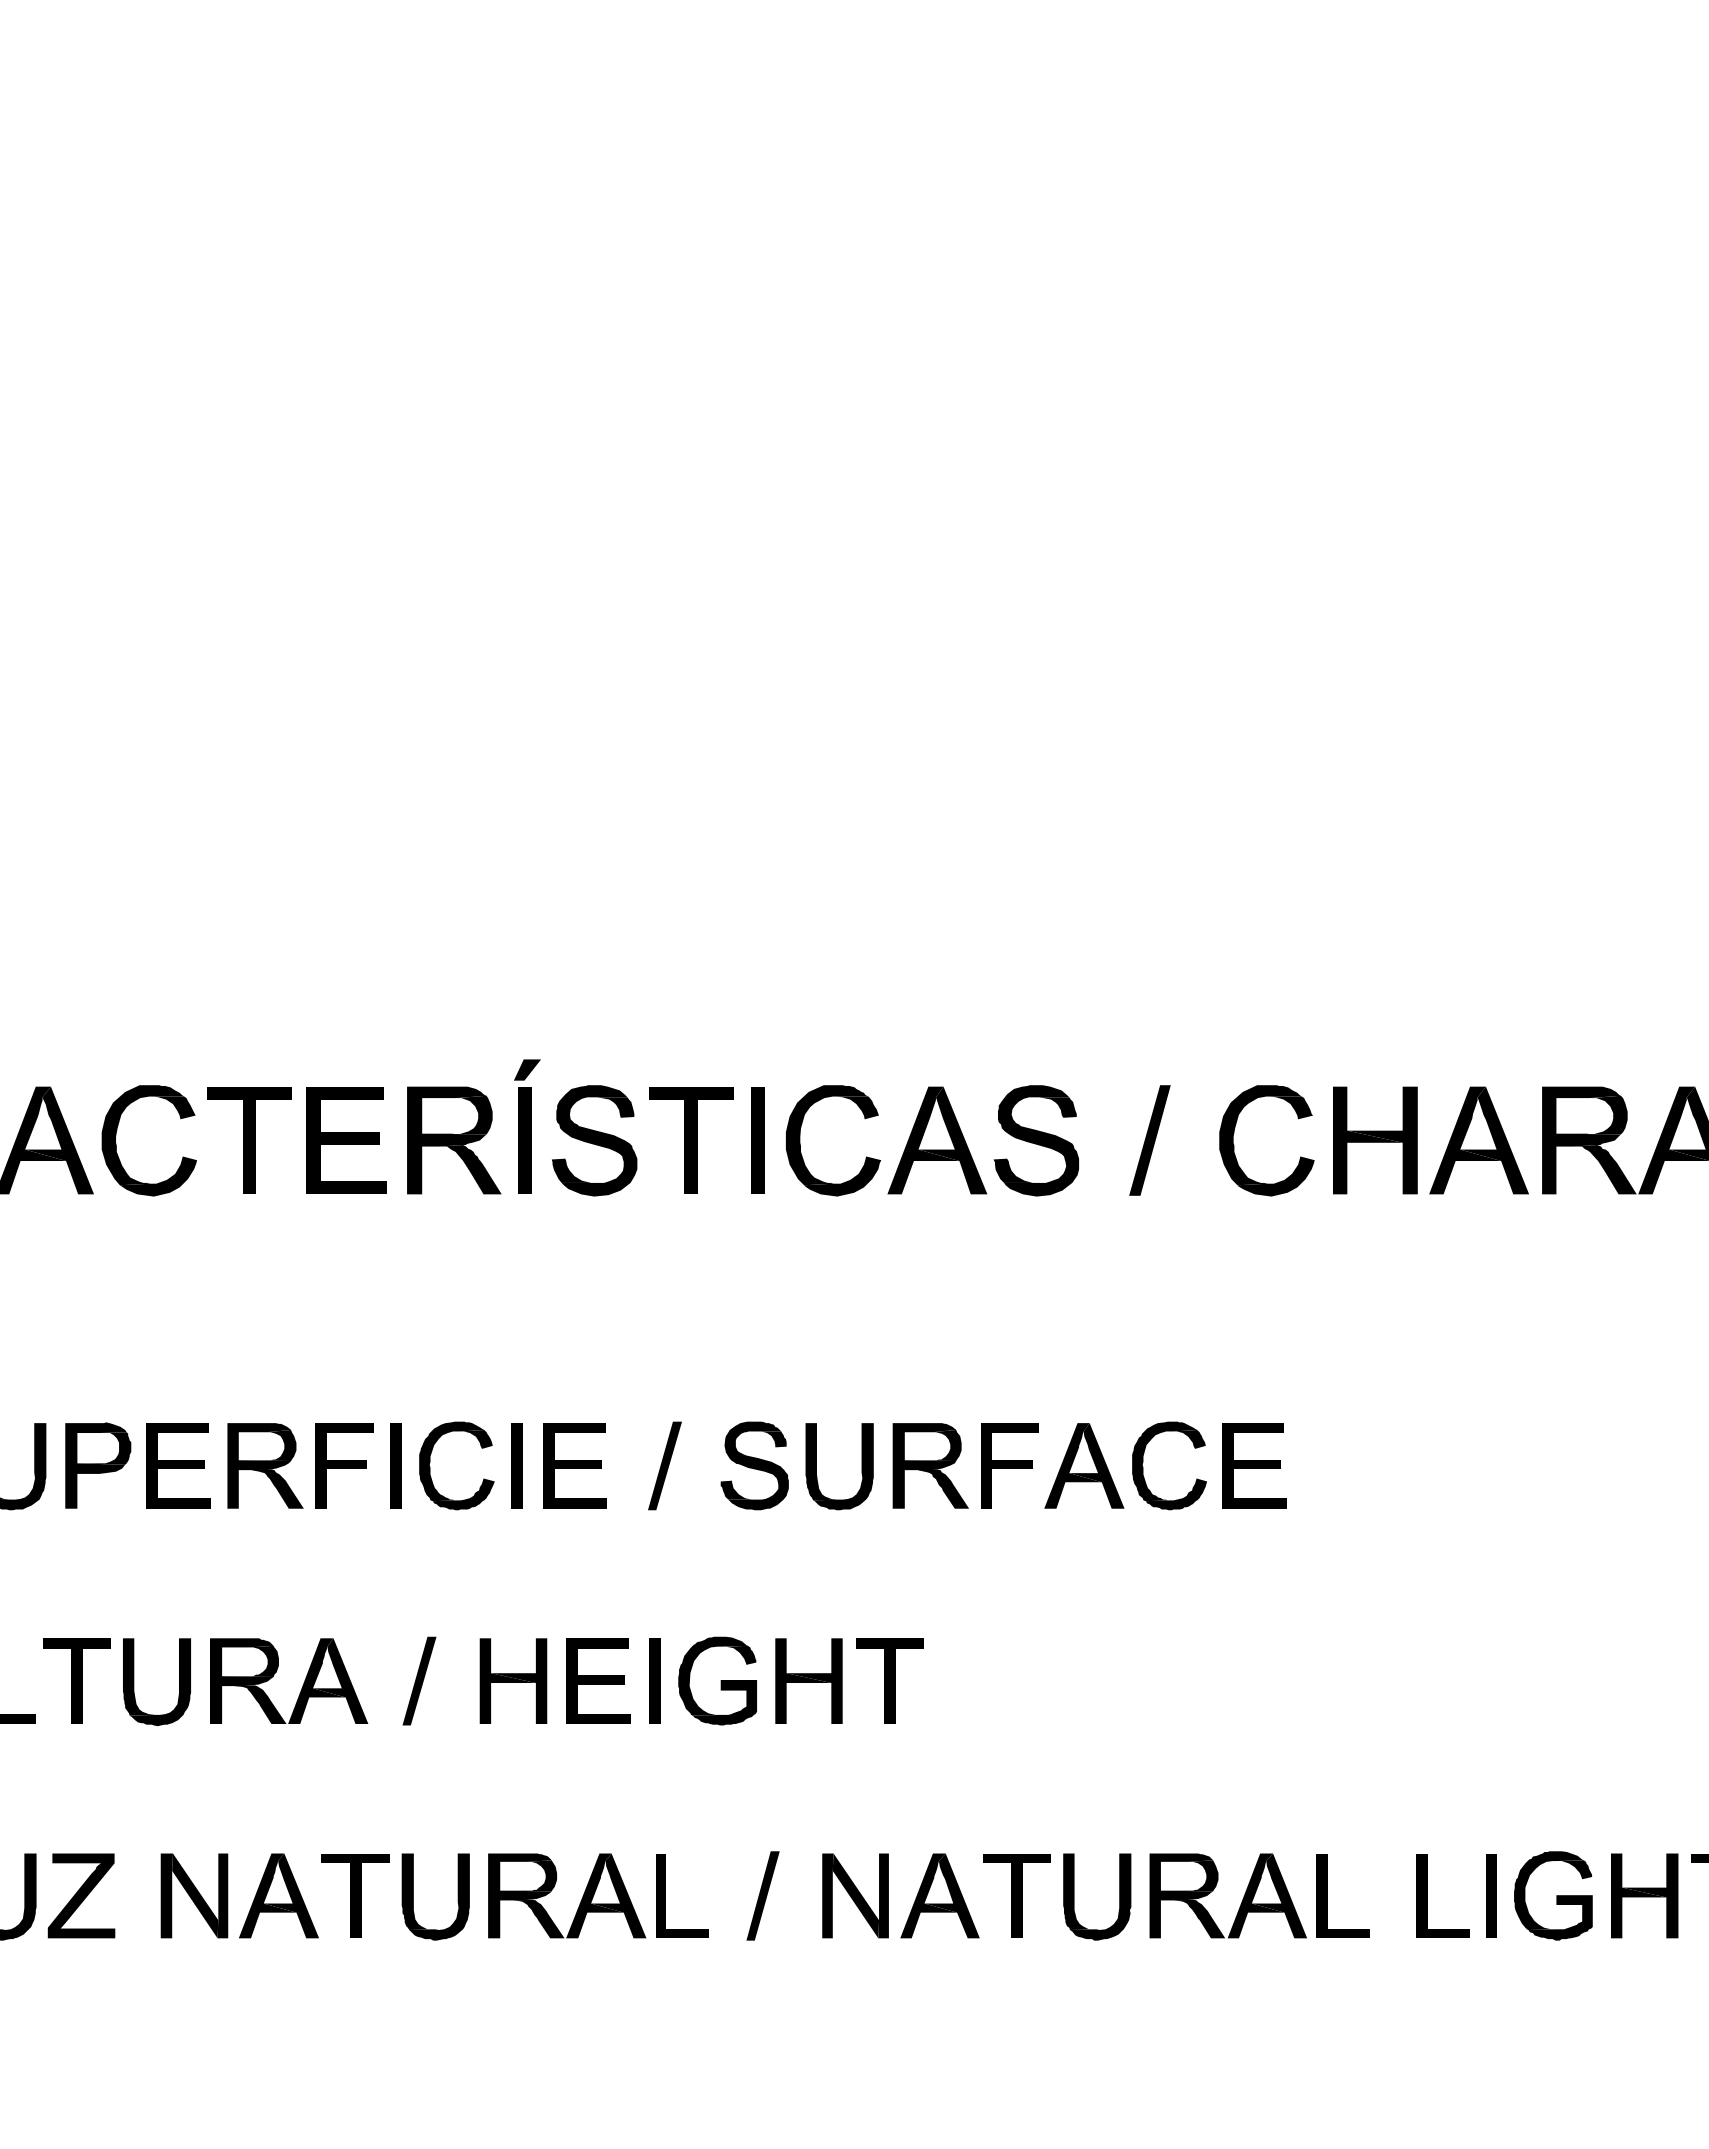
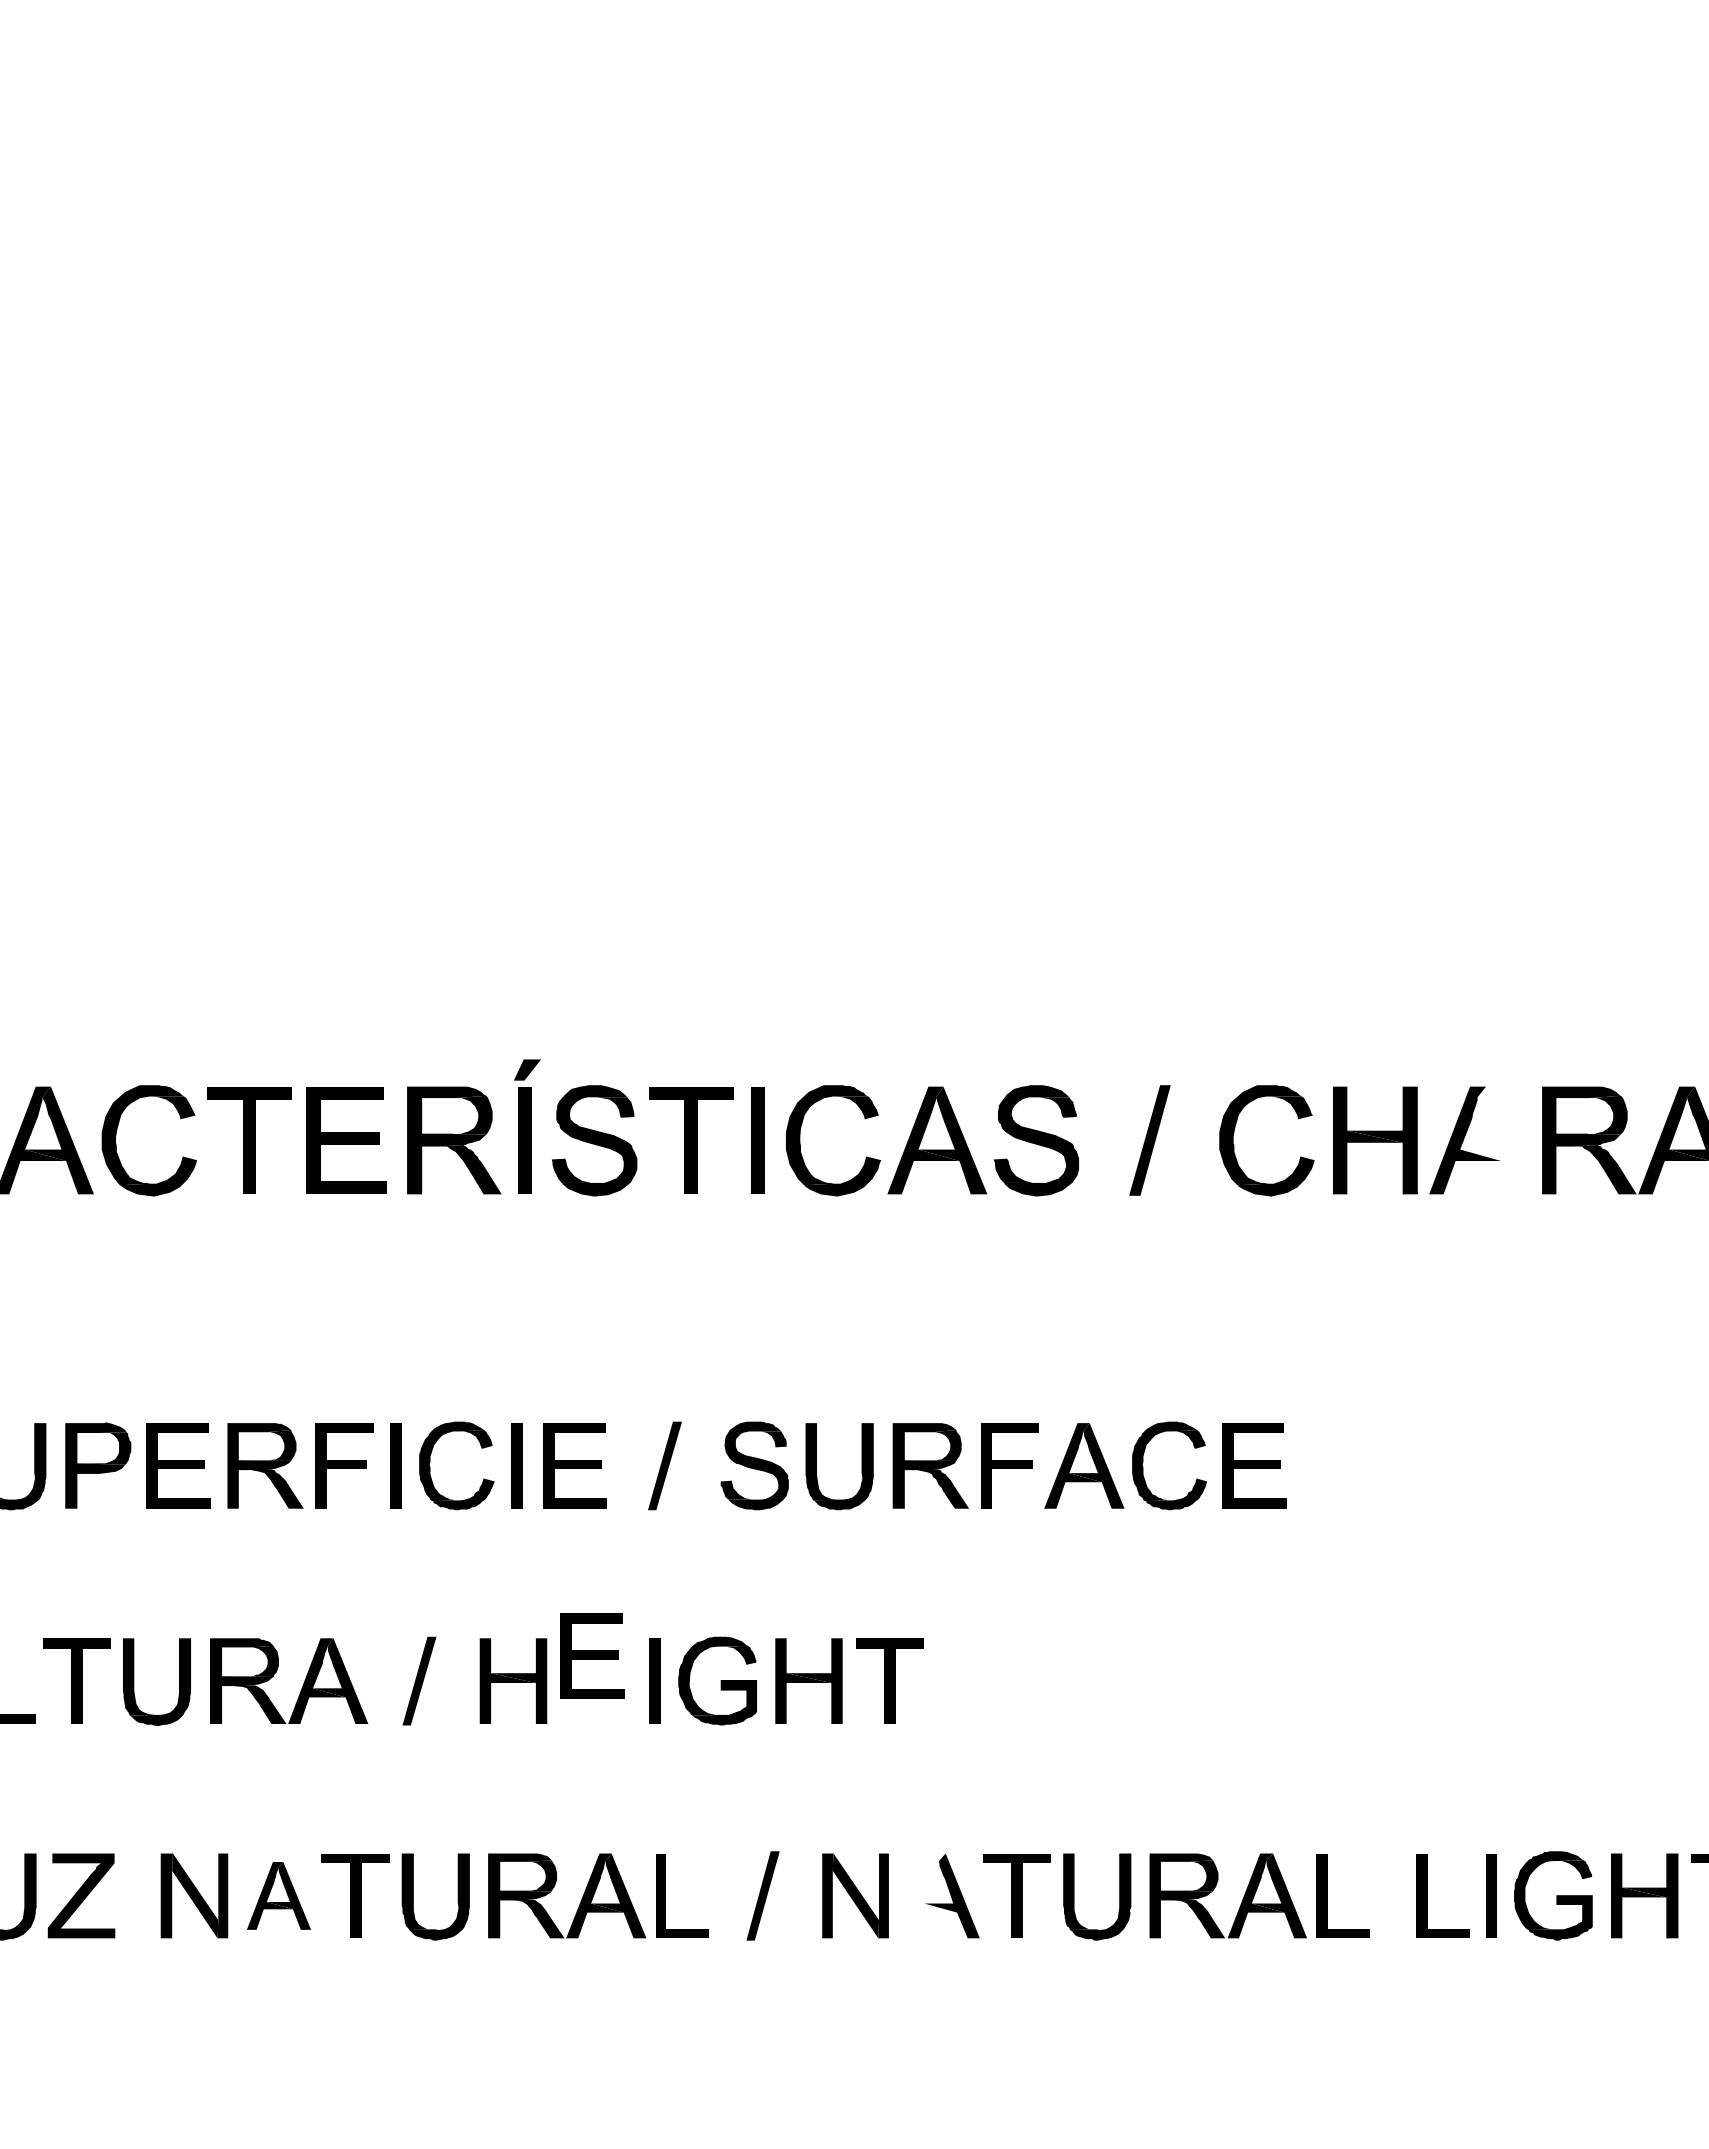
fill: present -> none (1494, 1140)
part position: (598, 1680) -> (592, 1655) (592, 1655)
part size: 80x86 px -> 64x68 px (278, 1895)
fill: present -> none (928, 1895)
